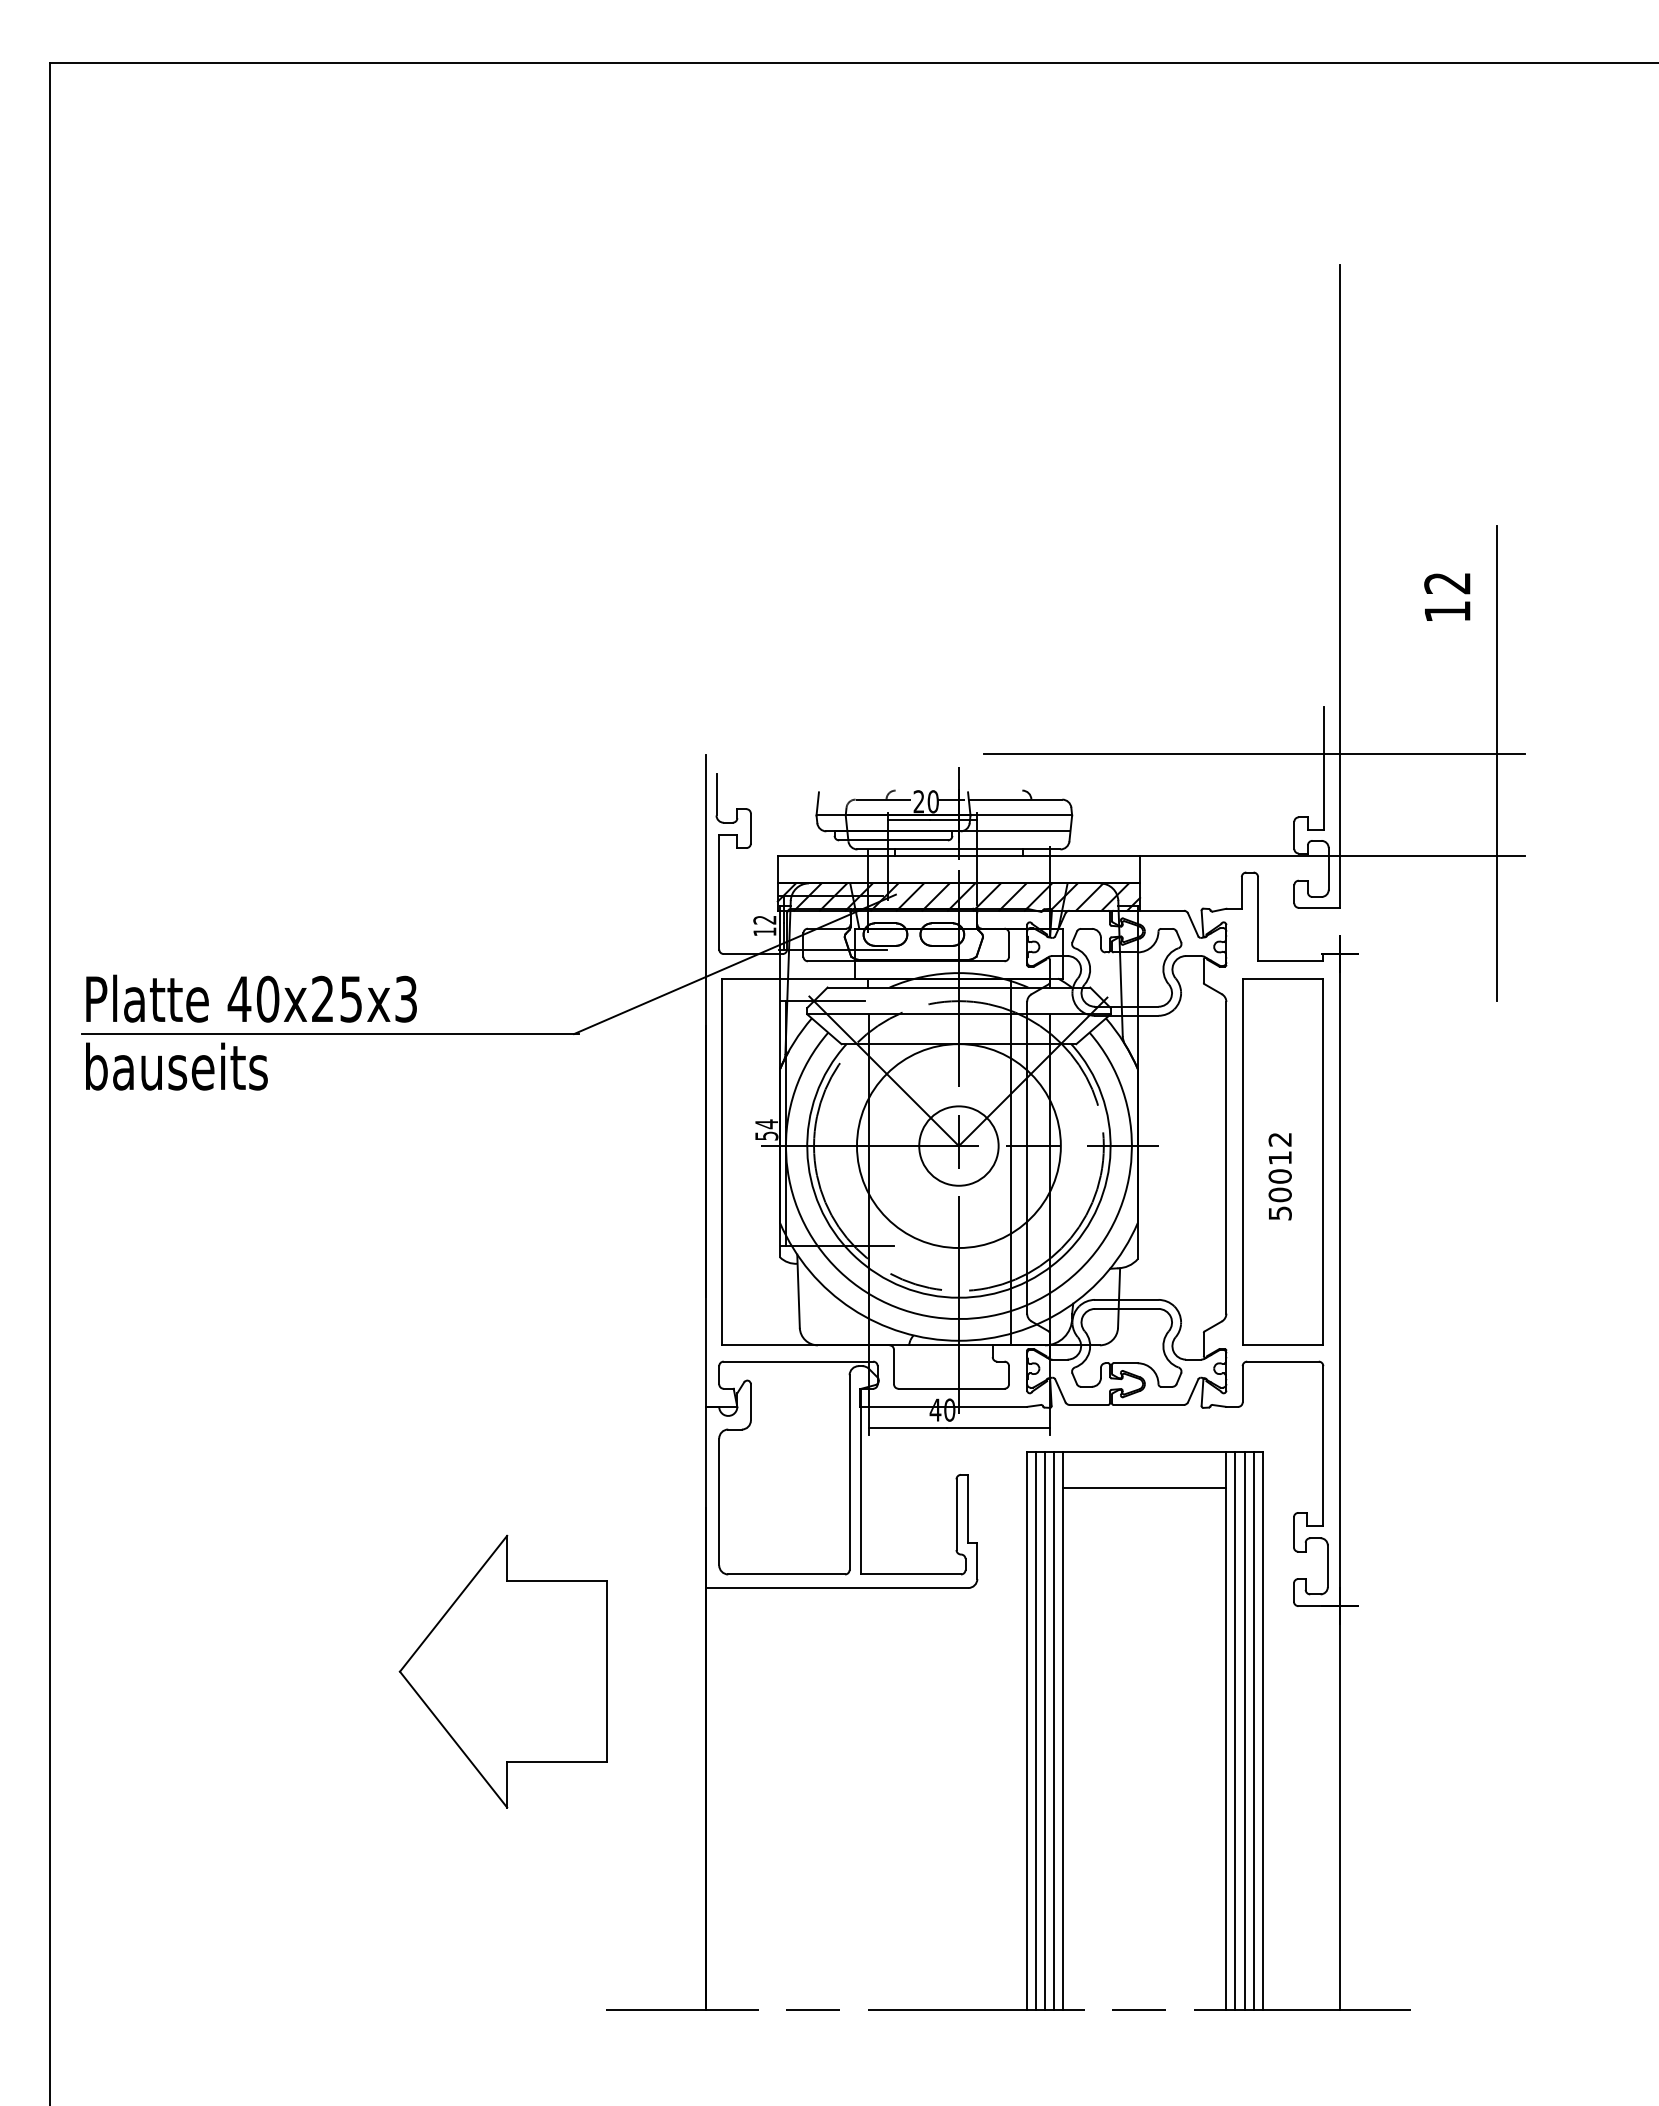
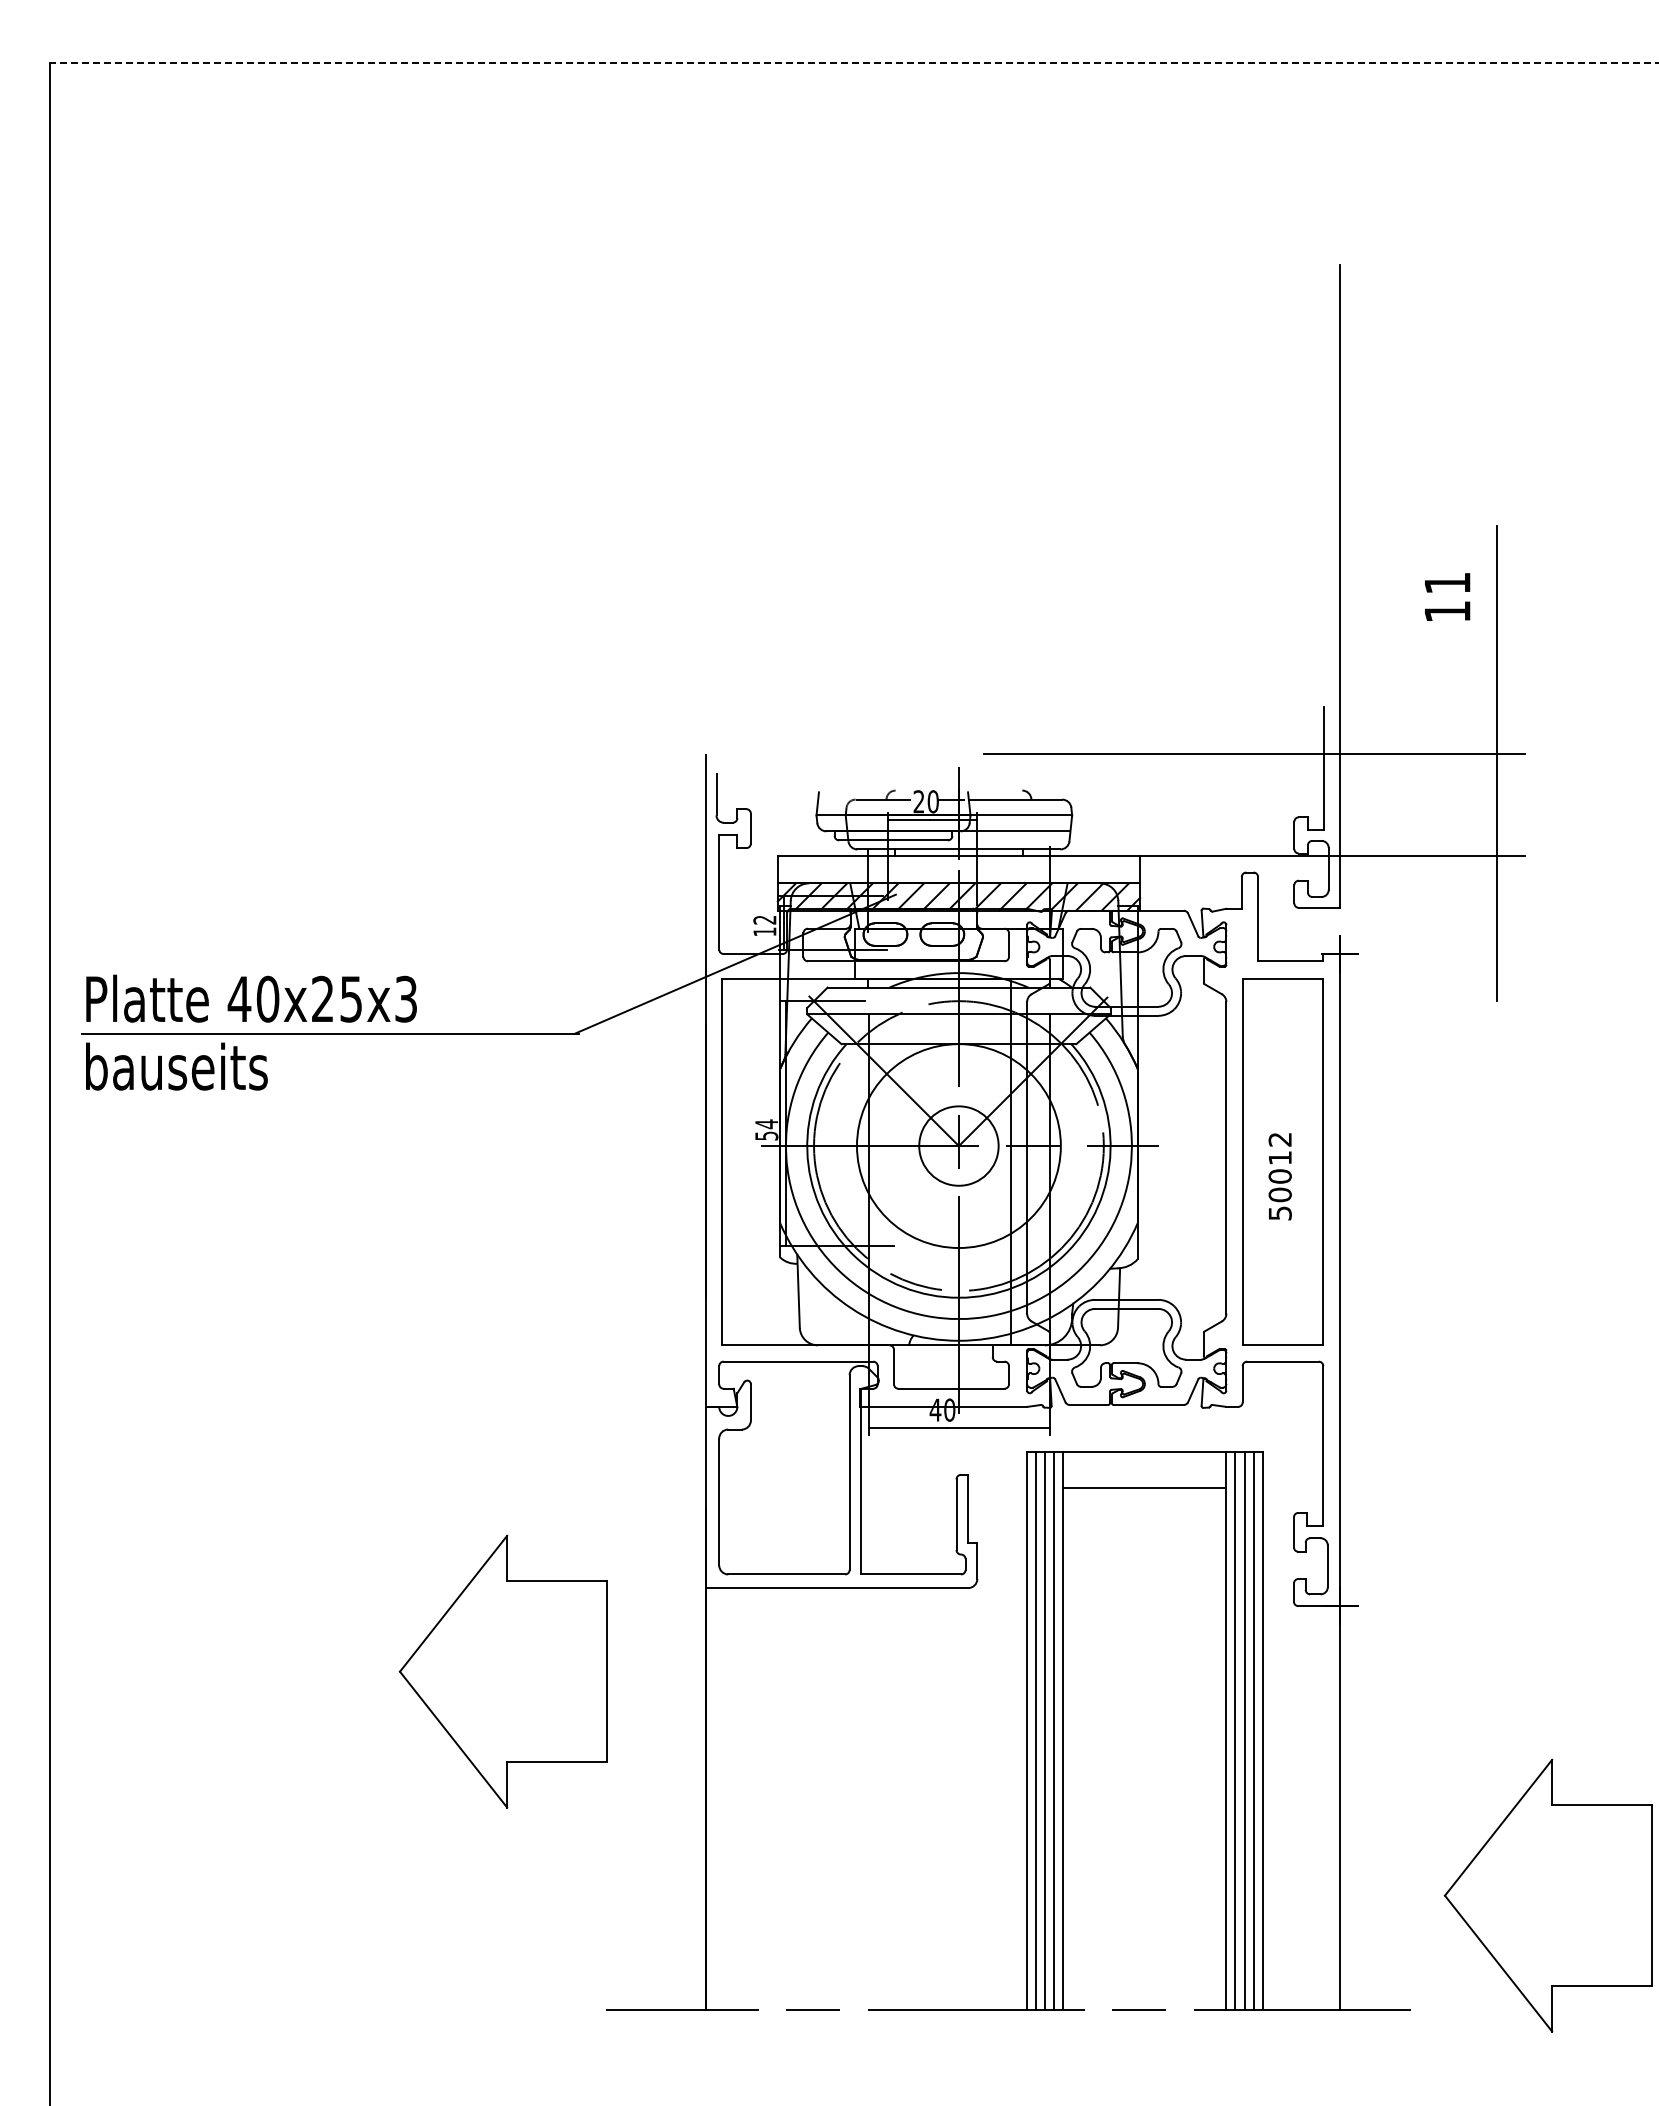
line: solid -> dashed (853, 63)
text: 12 -> 11 (1447, 583)
part: none -> present (1547, 1895)
